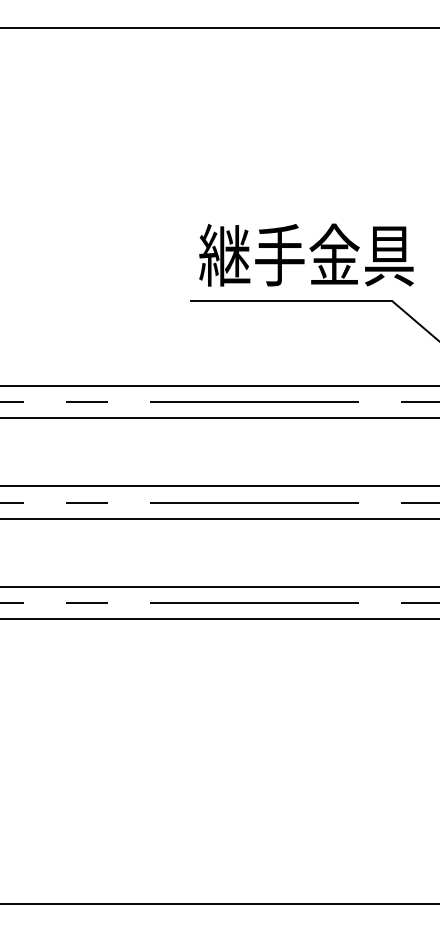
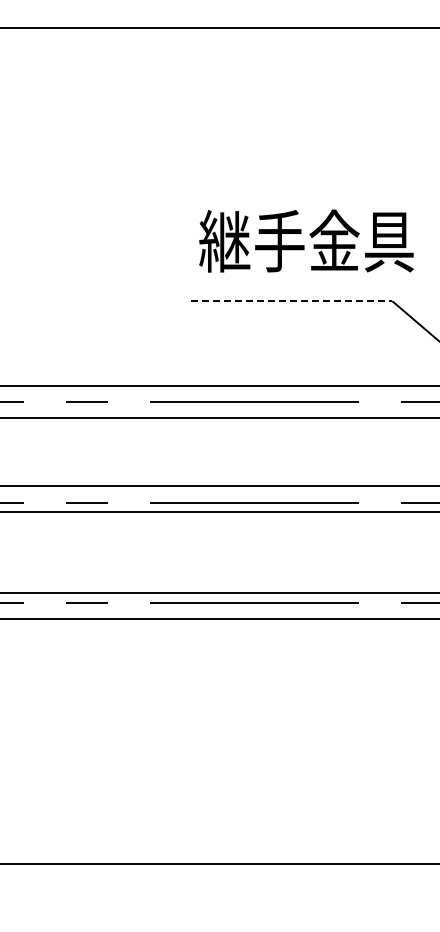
text position: (306, 254) -> (306, 240) (306, 240)
line: solid -> dashed (291, 301)
line position: (219, 518) -> (219, 511) (219, 511)
line position: (219, 586) -> (219, 592) (219, 592)
line position: (219, 904) -> (219, 864) (219, 864)
